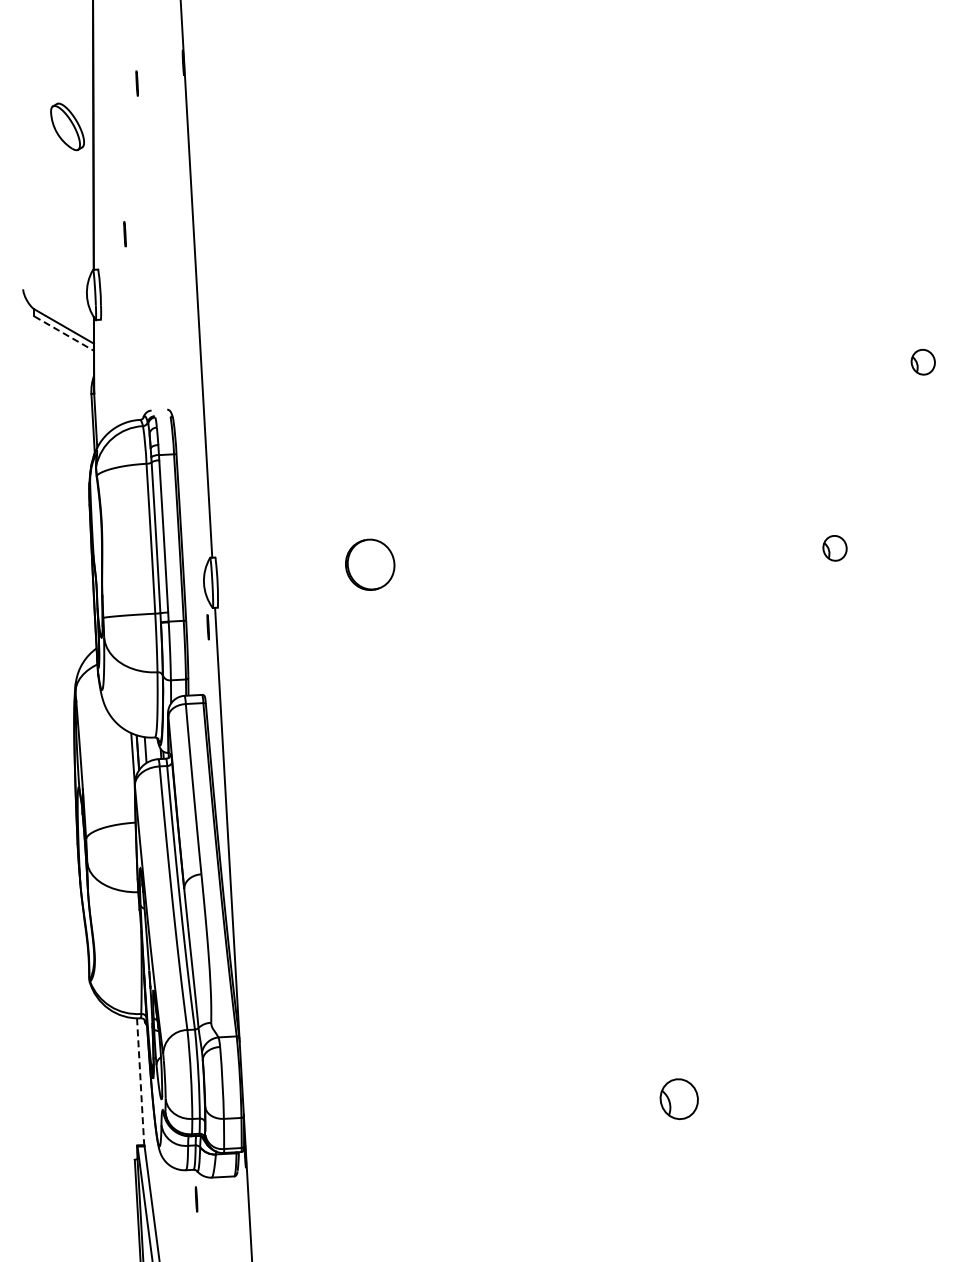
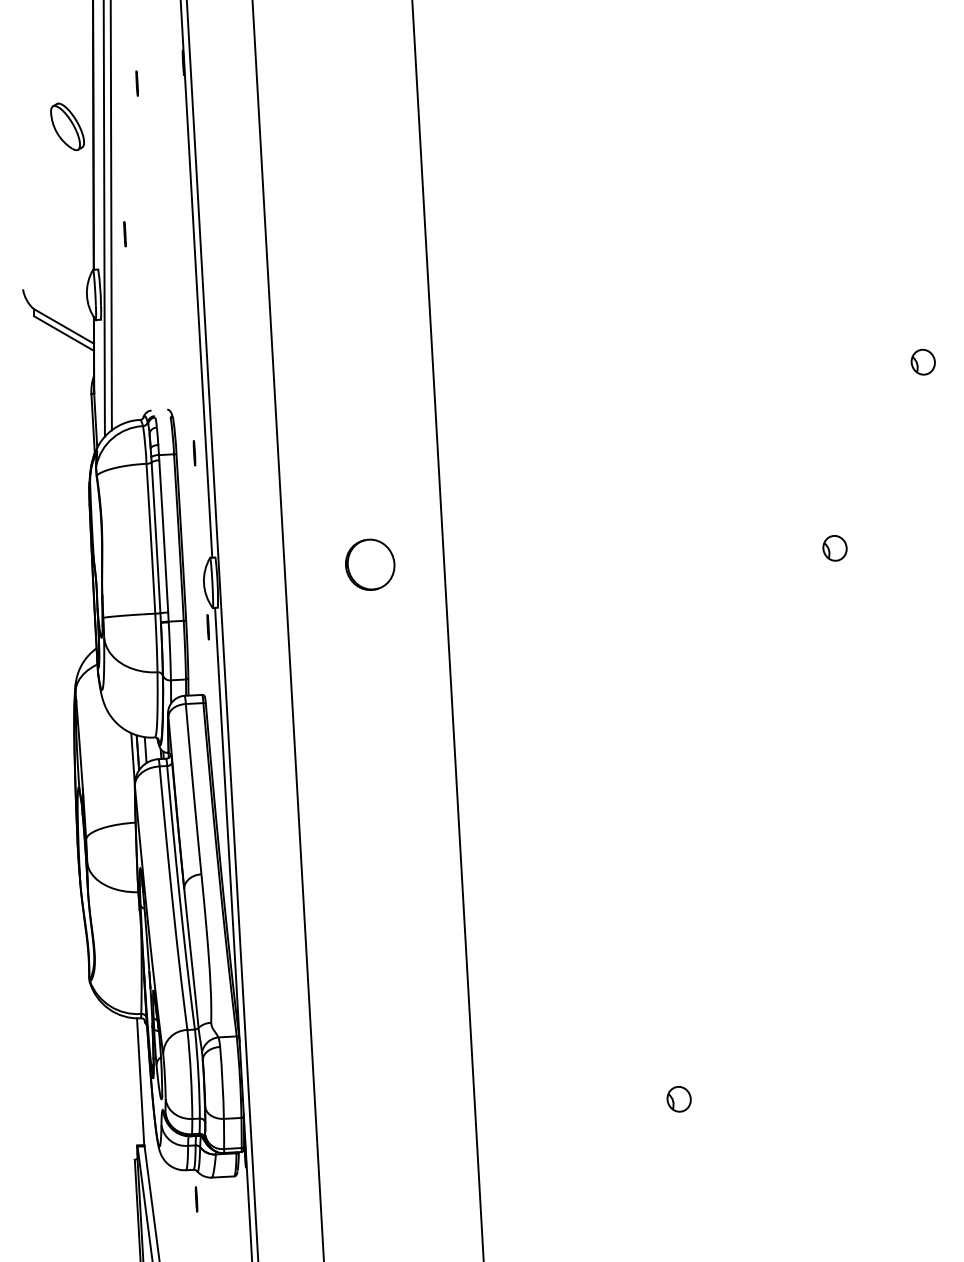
line: none -> present (110, 216)
line: none -> present (103, 219)
line: dashed -> solid (64, 333)
line: none -> present (194, 453)
line: none -> present (222, 630)
line: none -> present (287, 630)
line: none -> present (447, 630)
line: dashed -> solid (140, 1082)
part size: 40x43 px -> 26x27 px (678, 1099)
